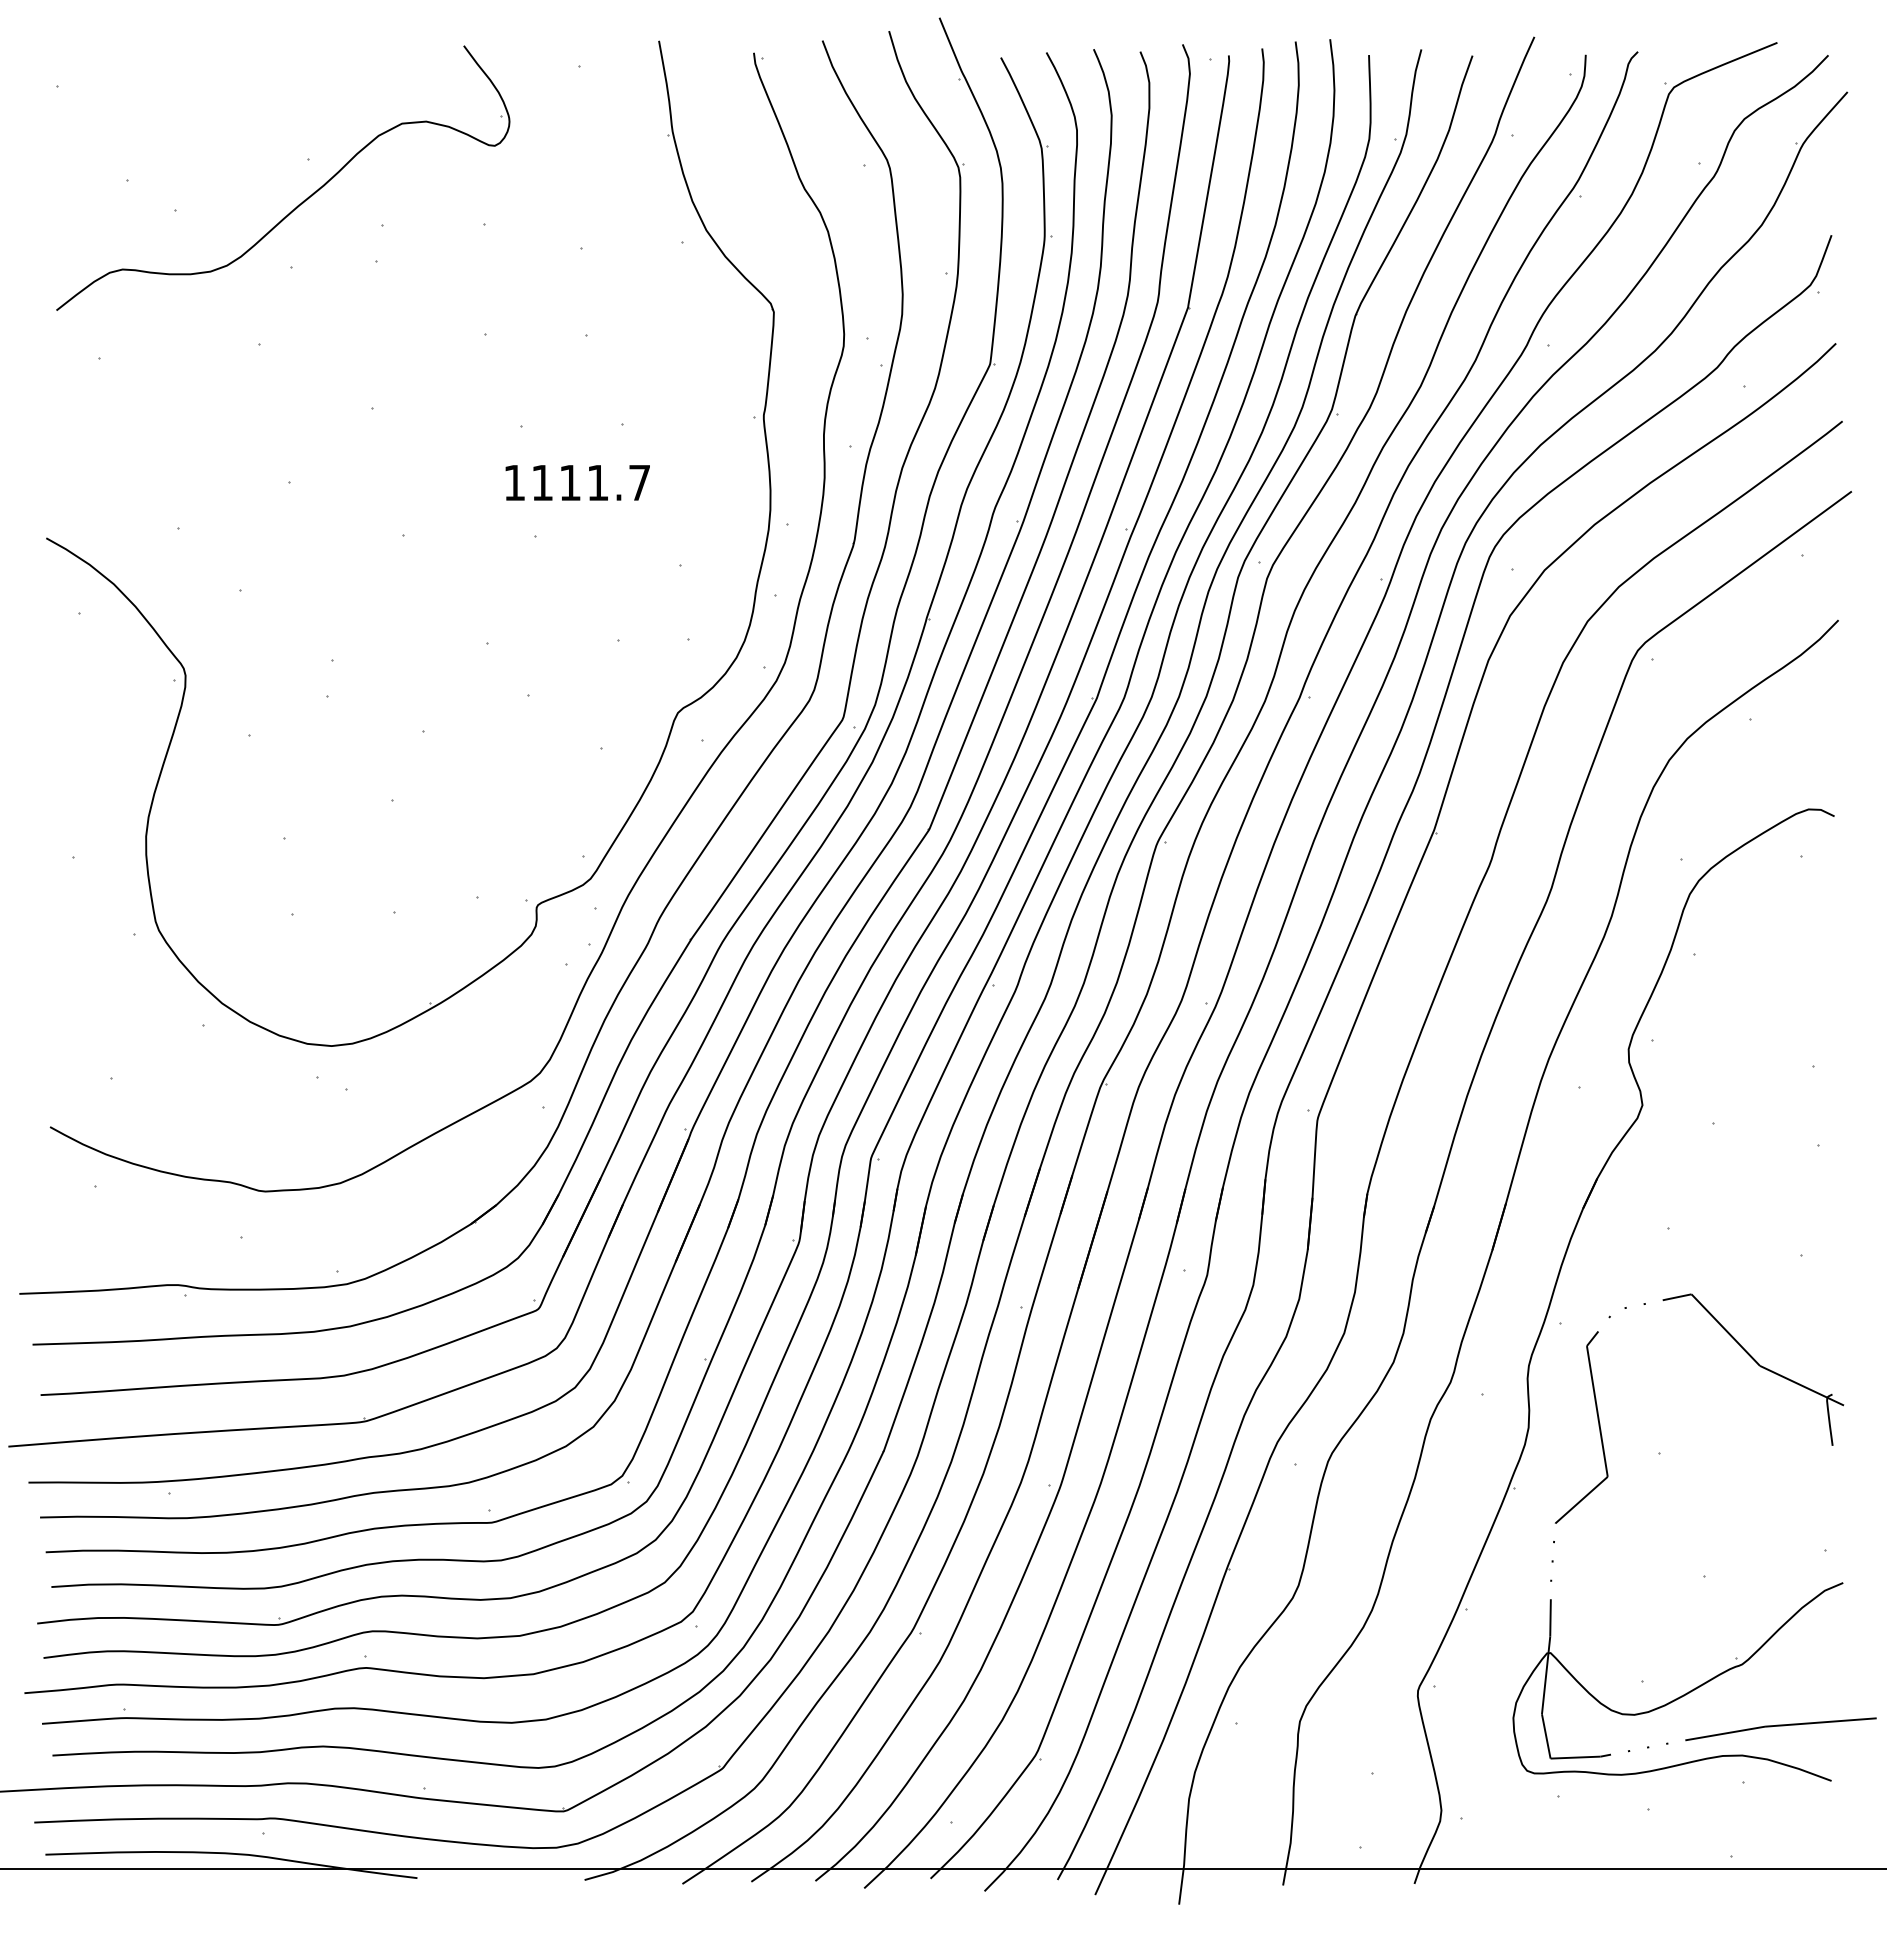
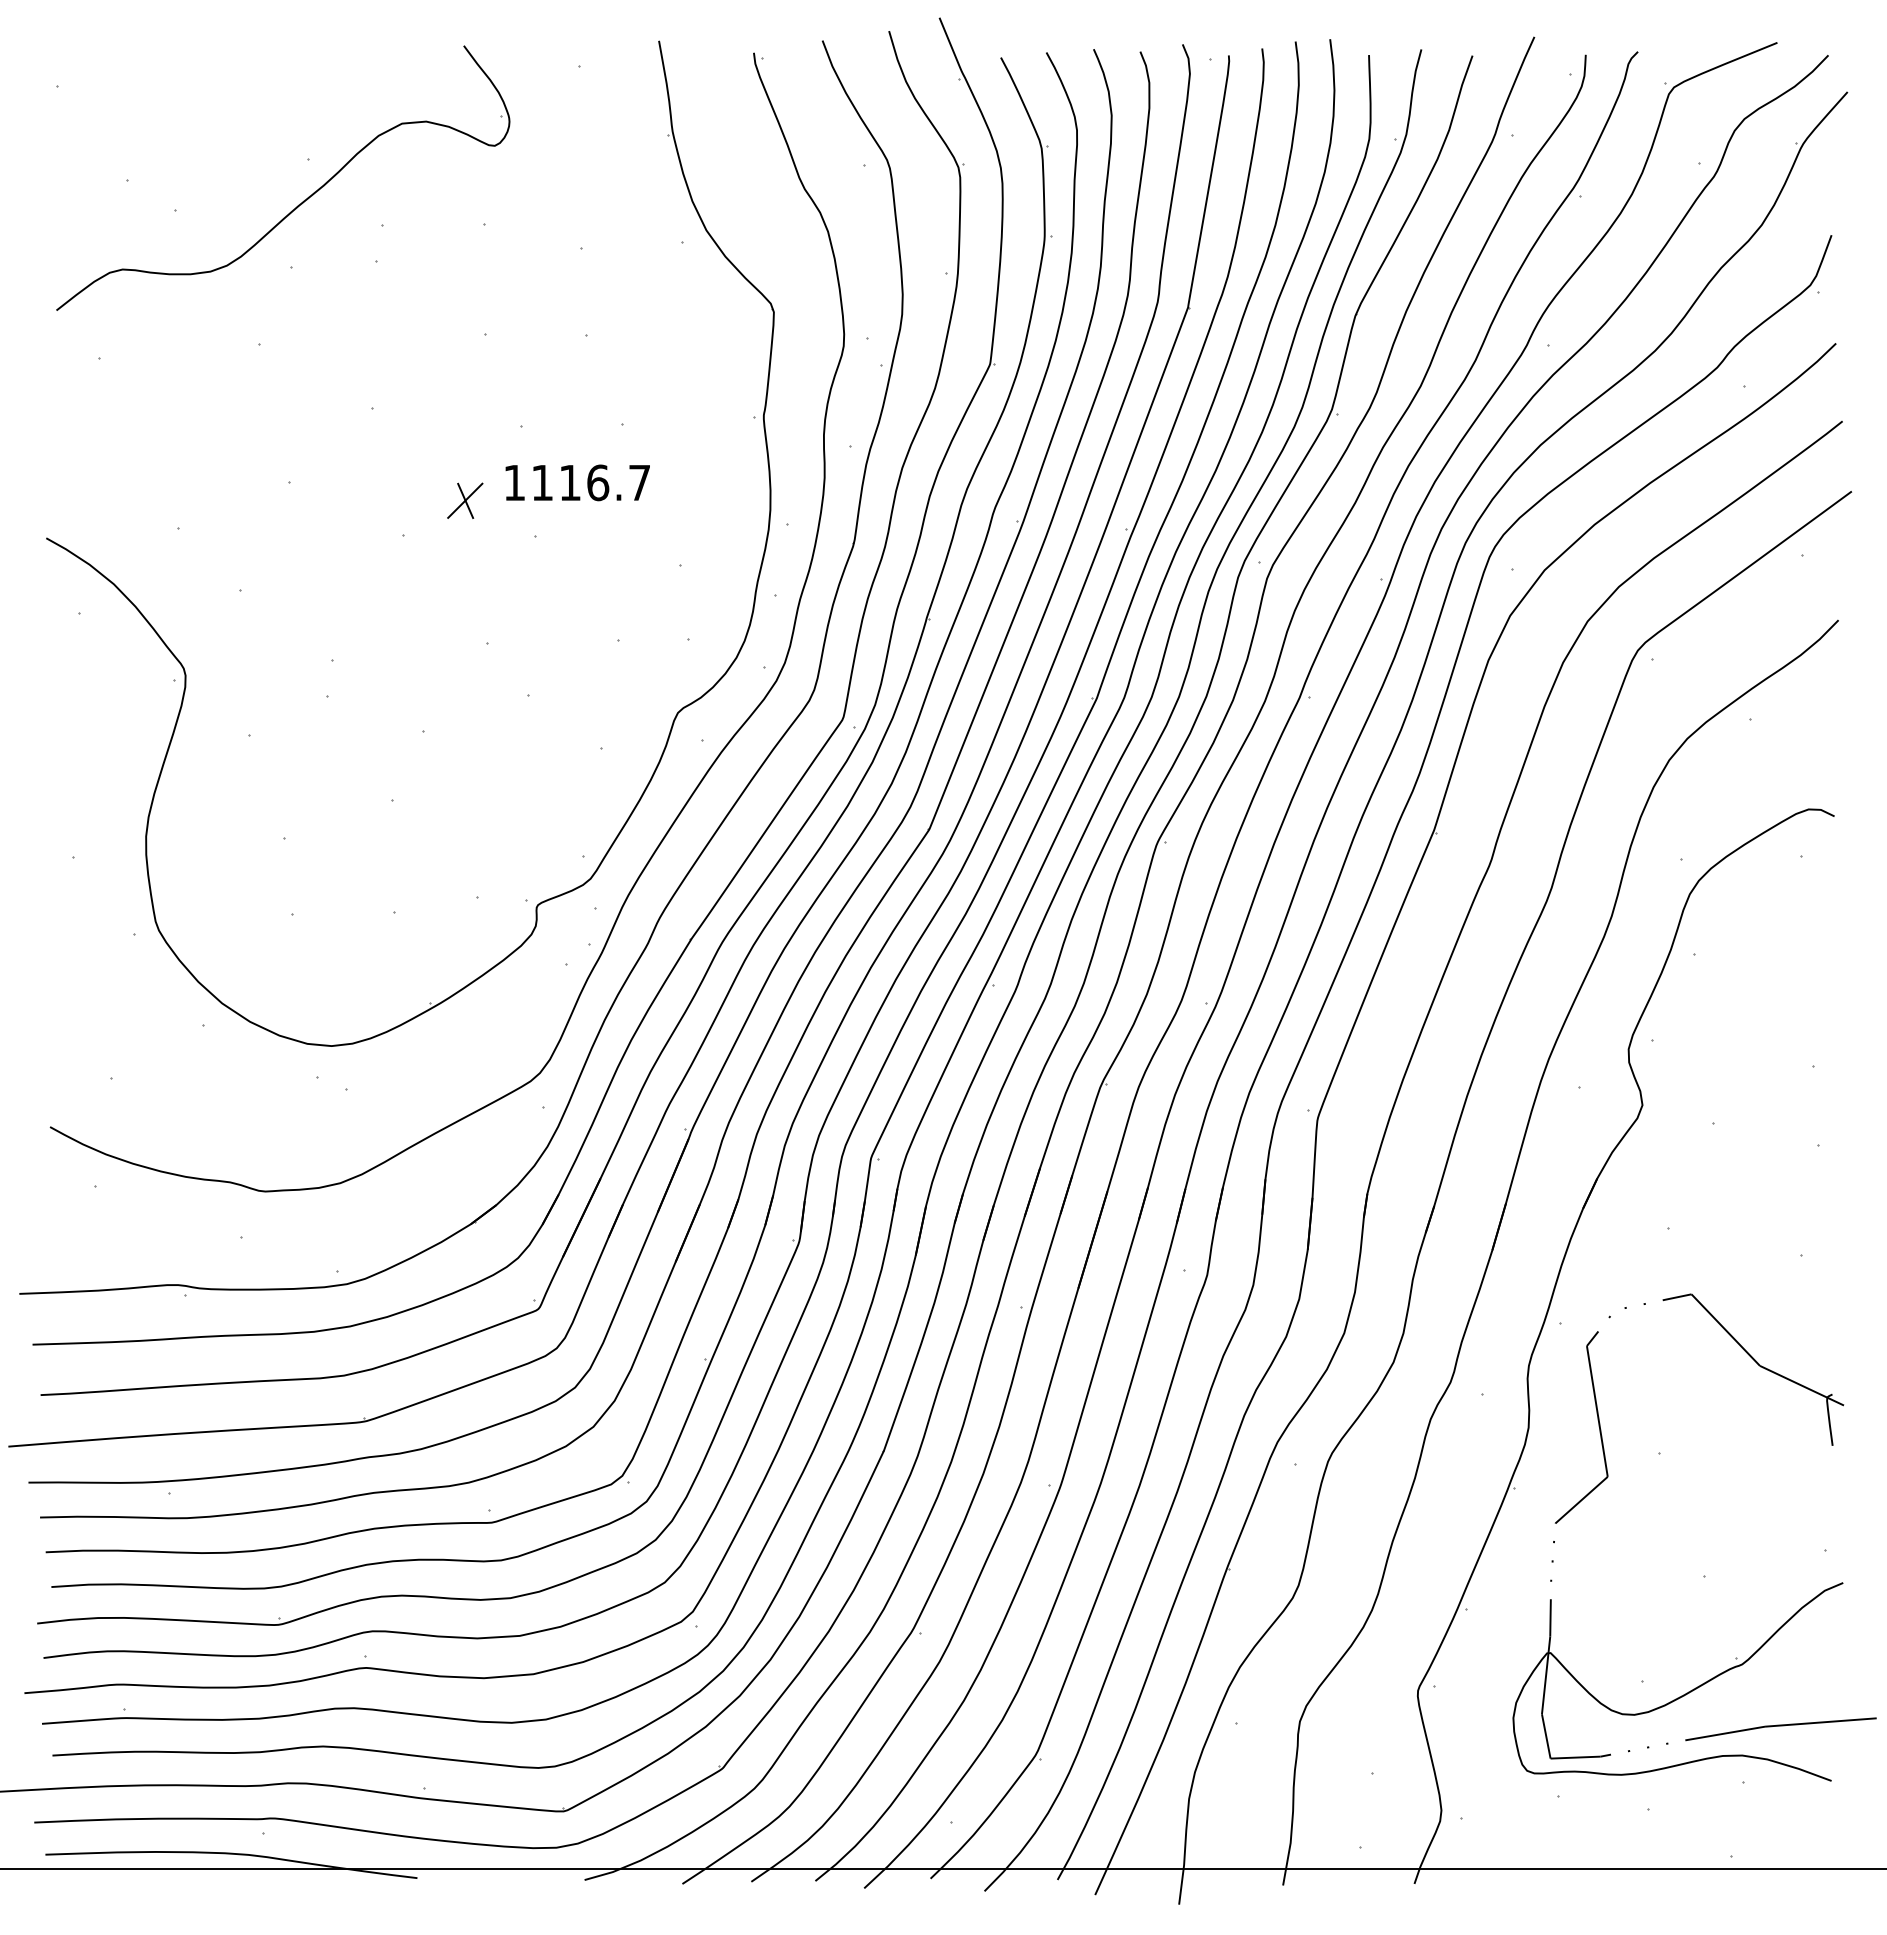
text: 1111.7 -> 1116.7 (598, 482)
part: none -> present (465, 500)
